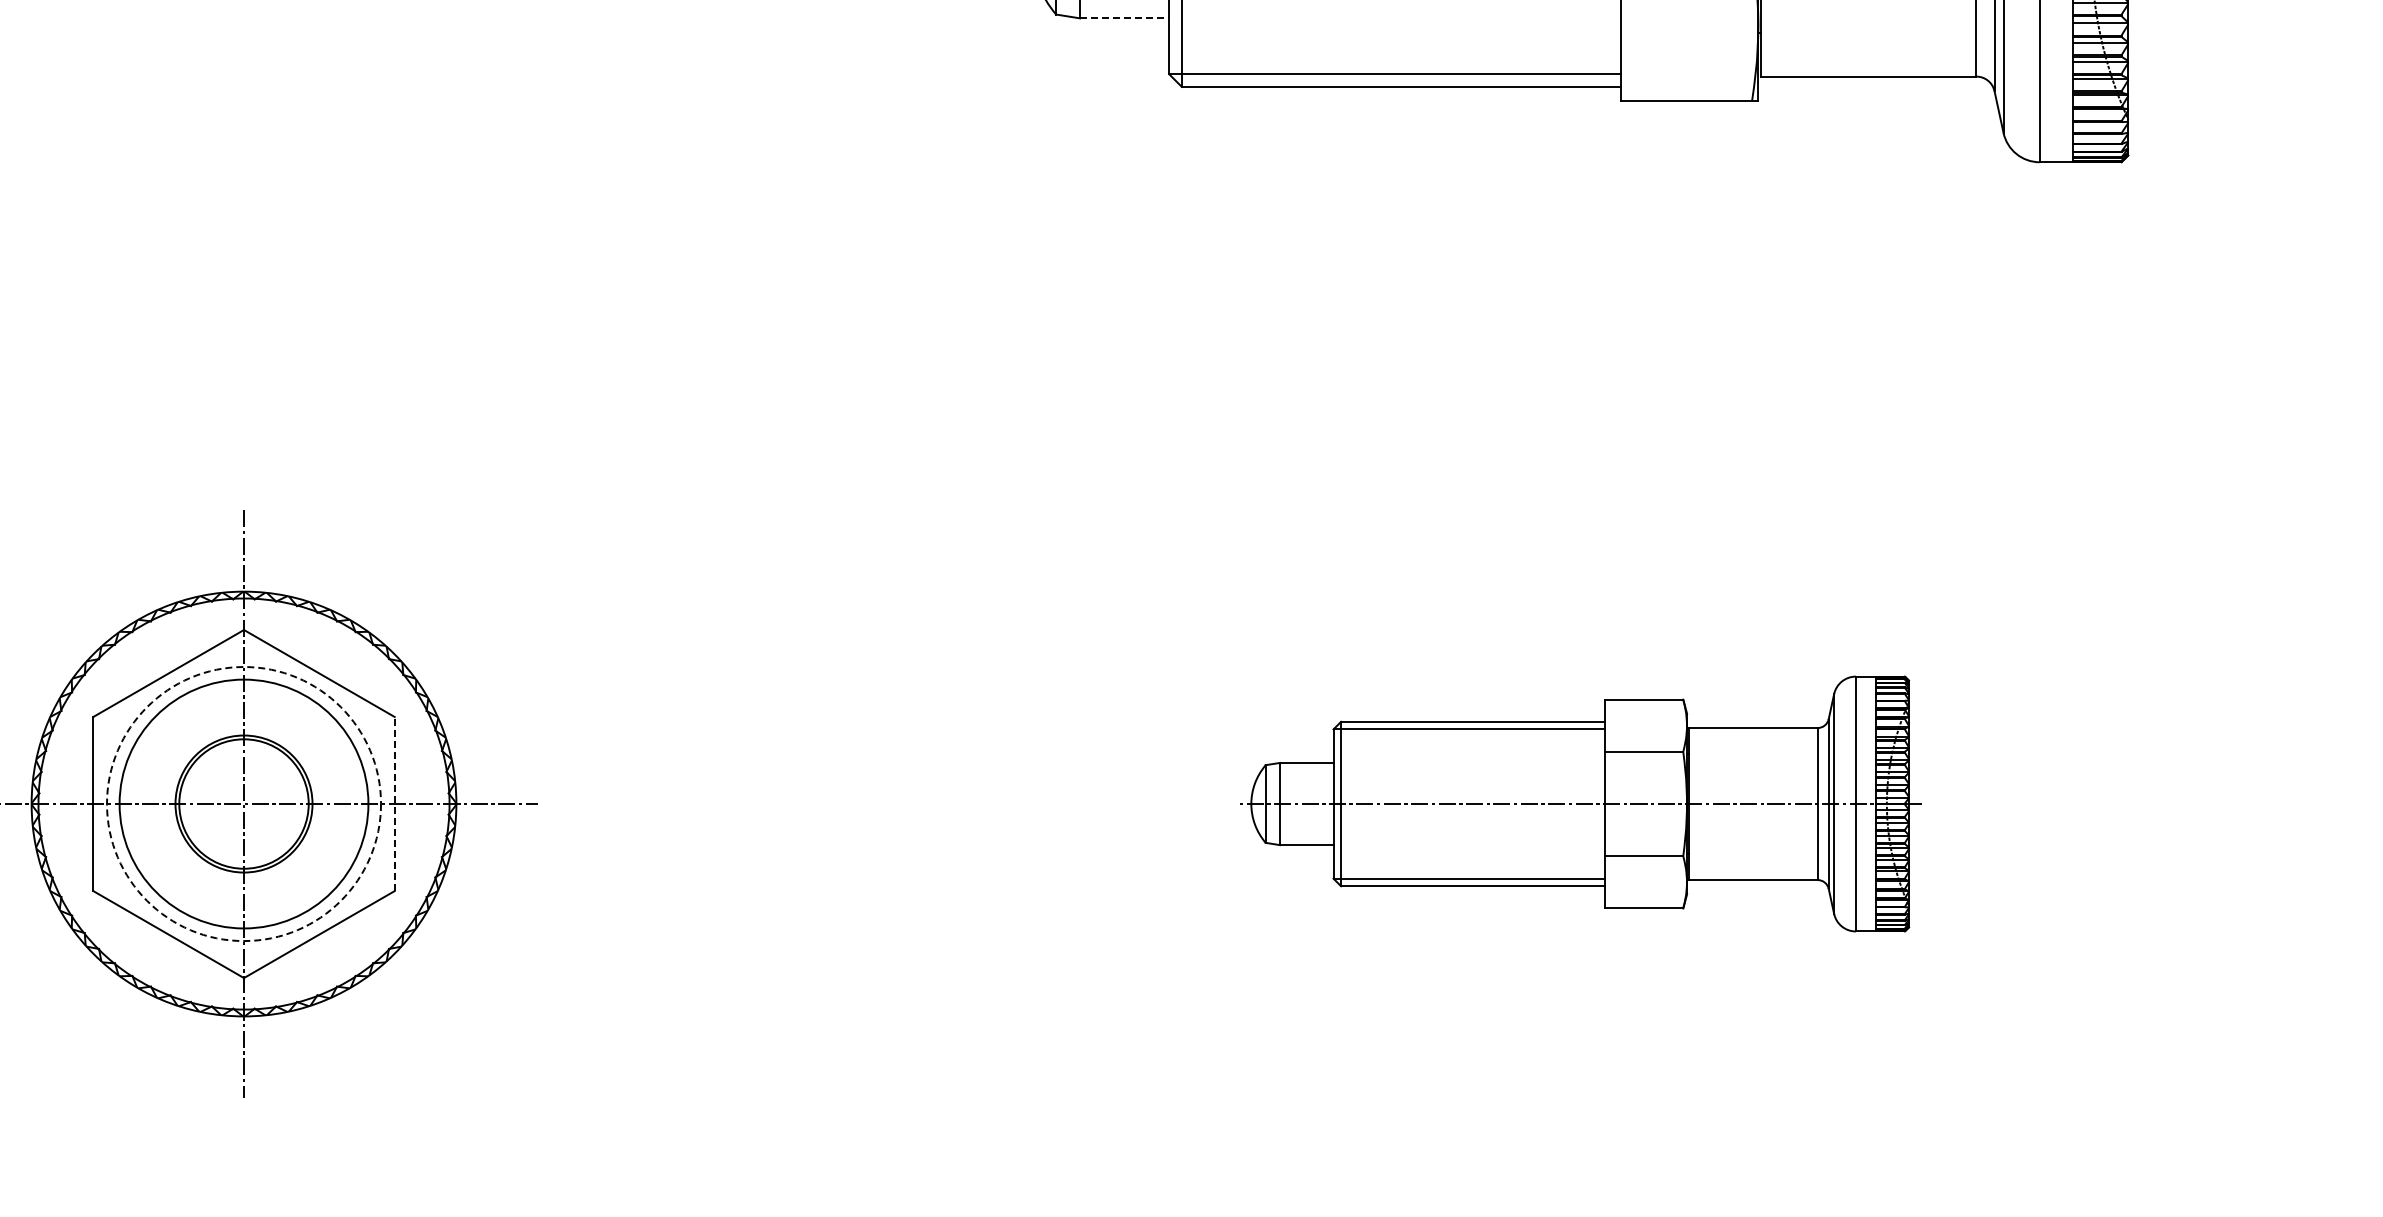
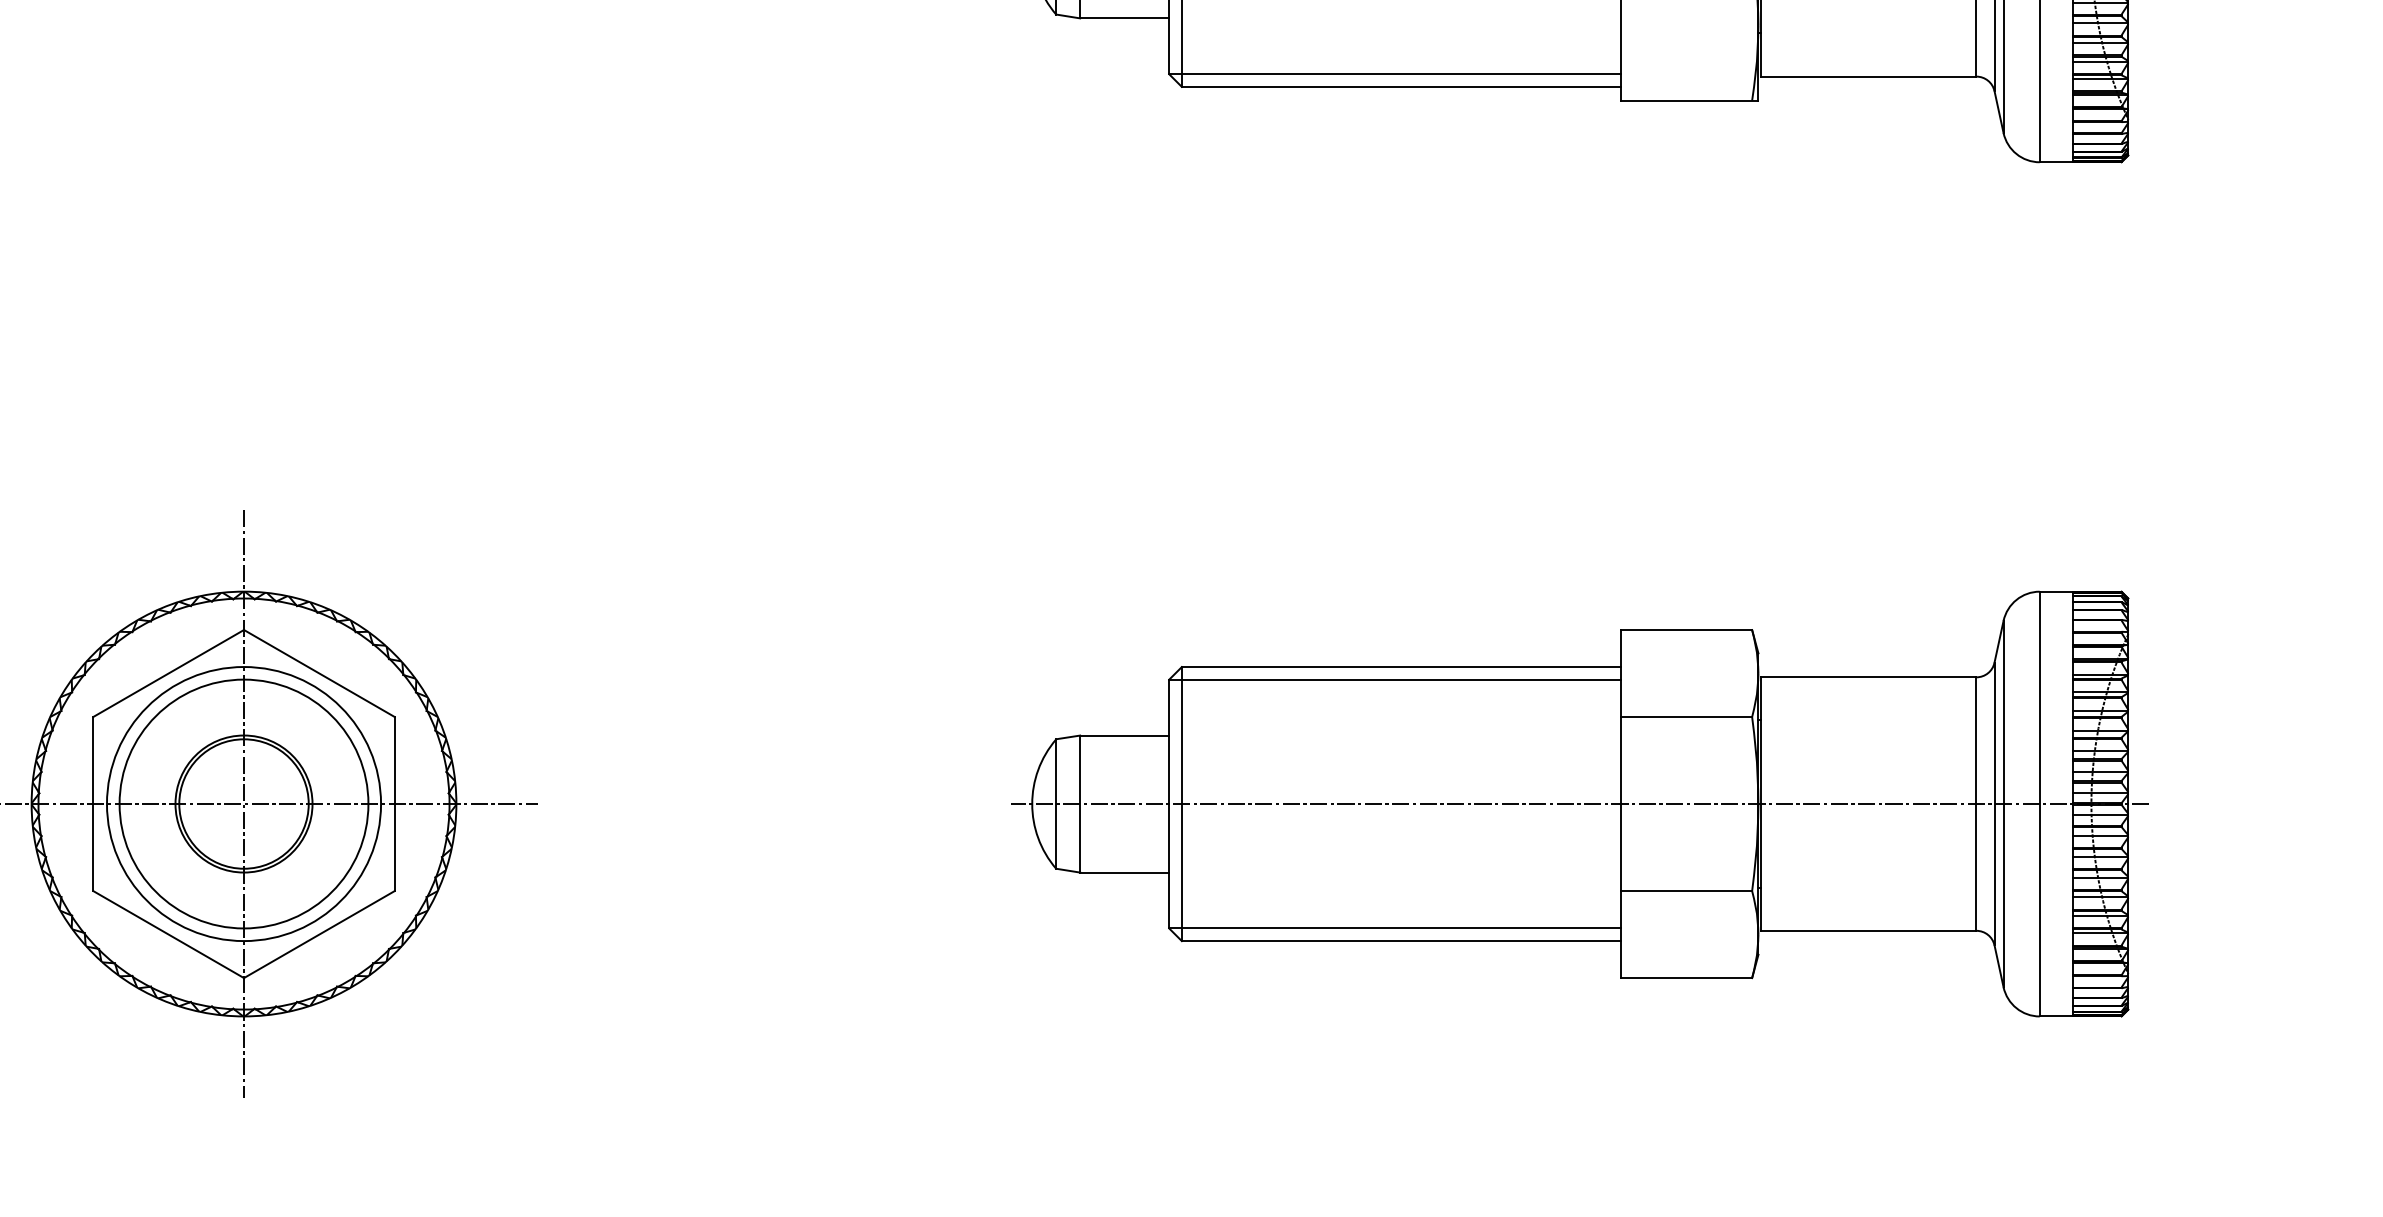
line: dashed -> solid (1124, 18)
line: dashed -> solid (394, 803)
part size: 682x258 px -> 1138x428 px (1579, 803)
circle: dashed -> solid (244, 804)
